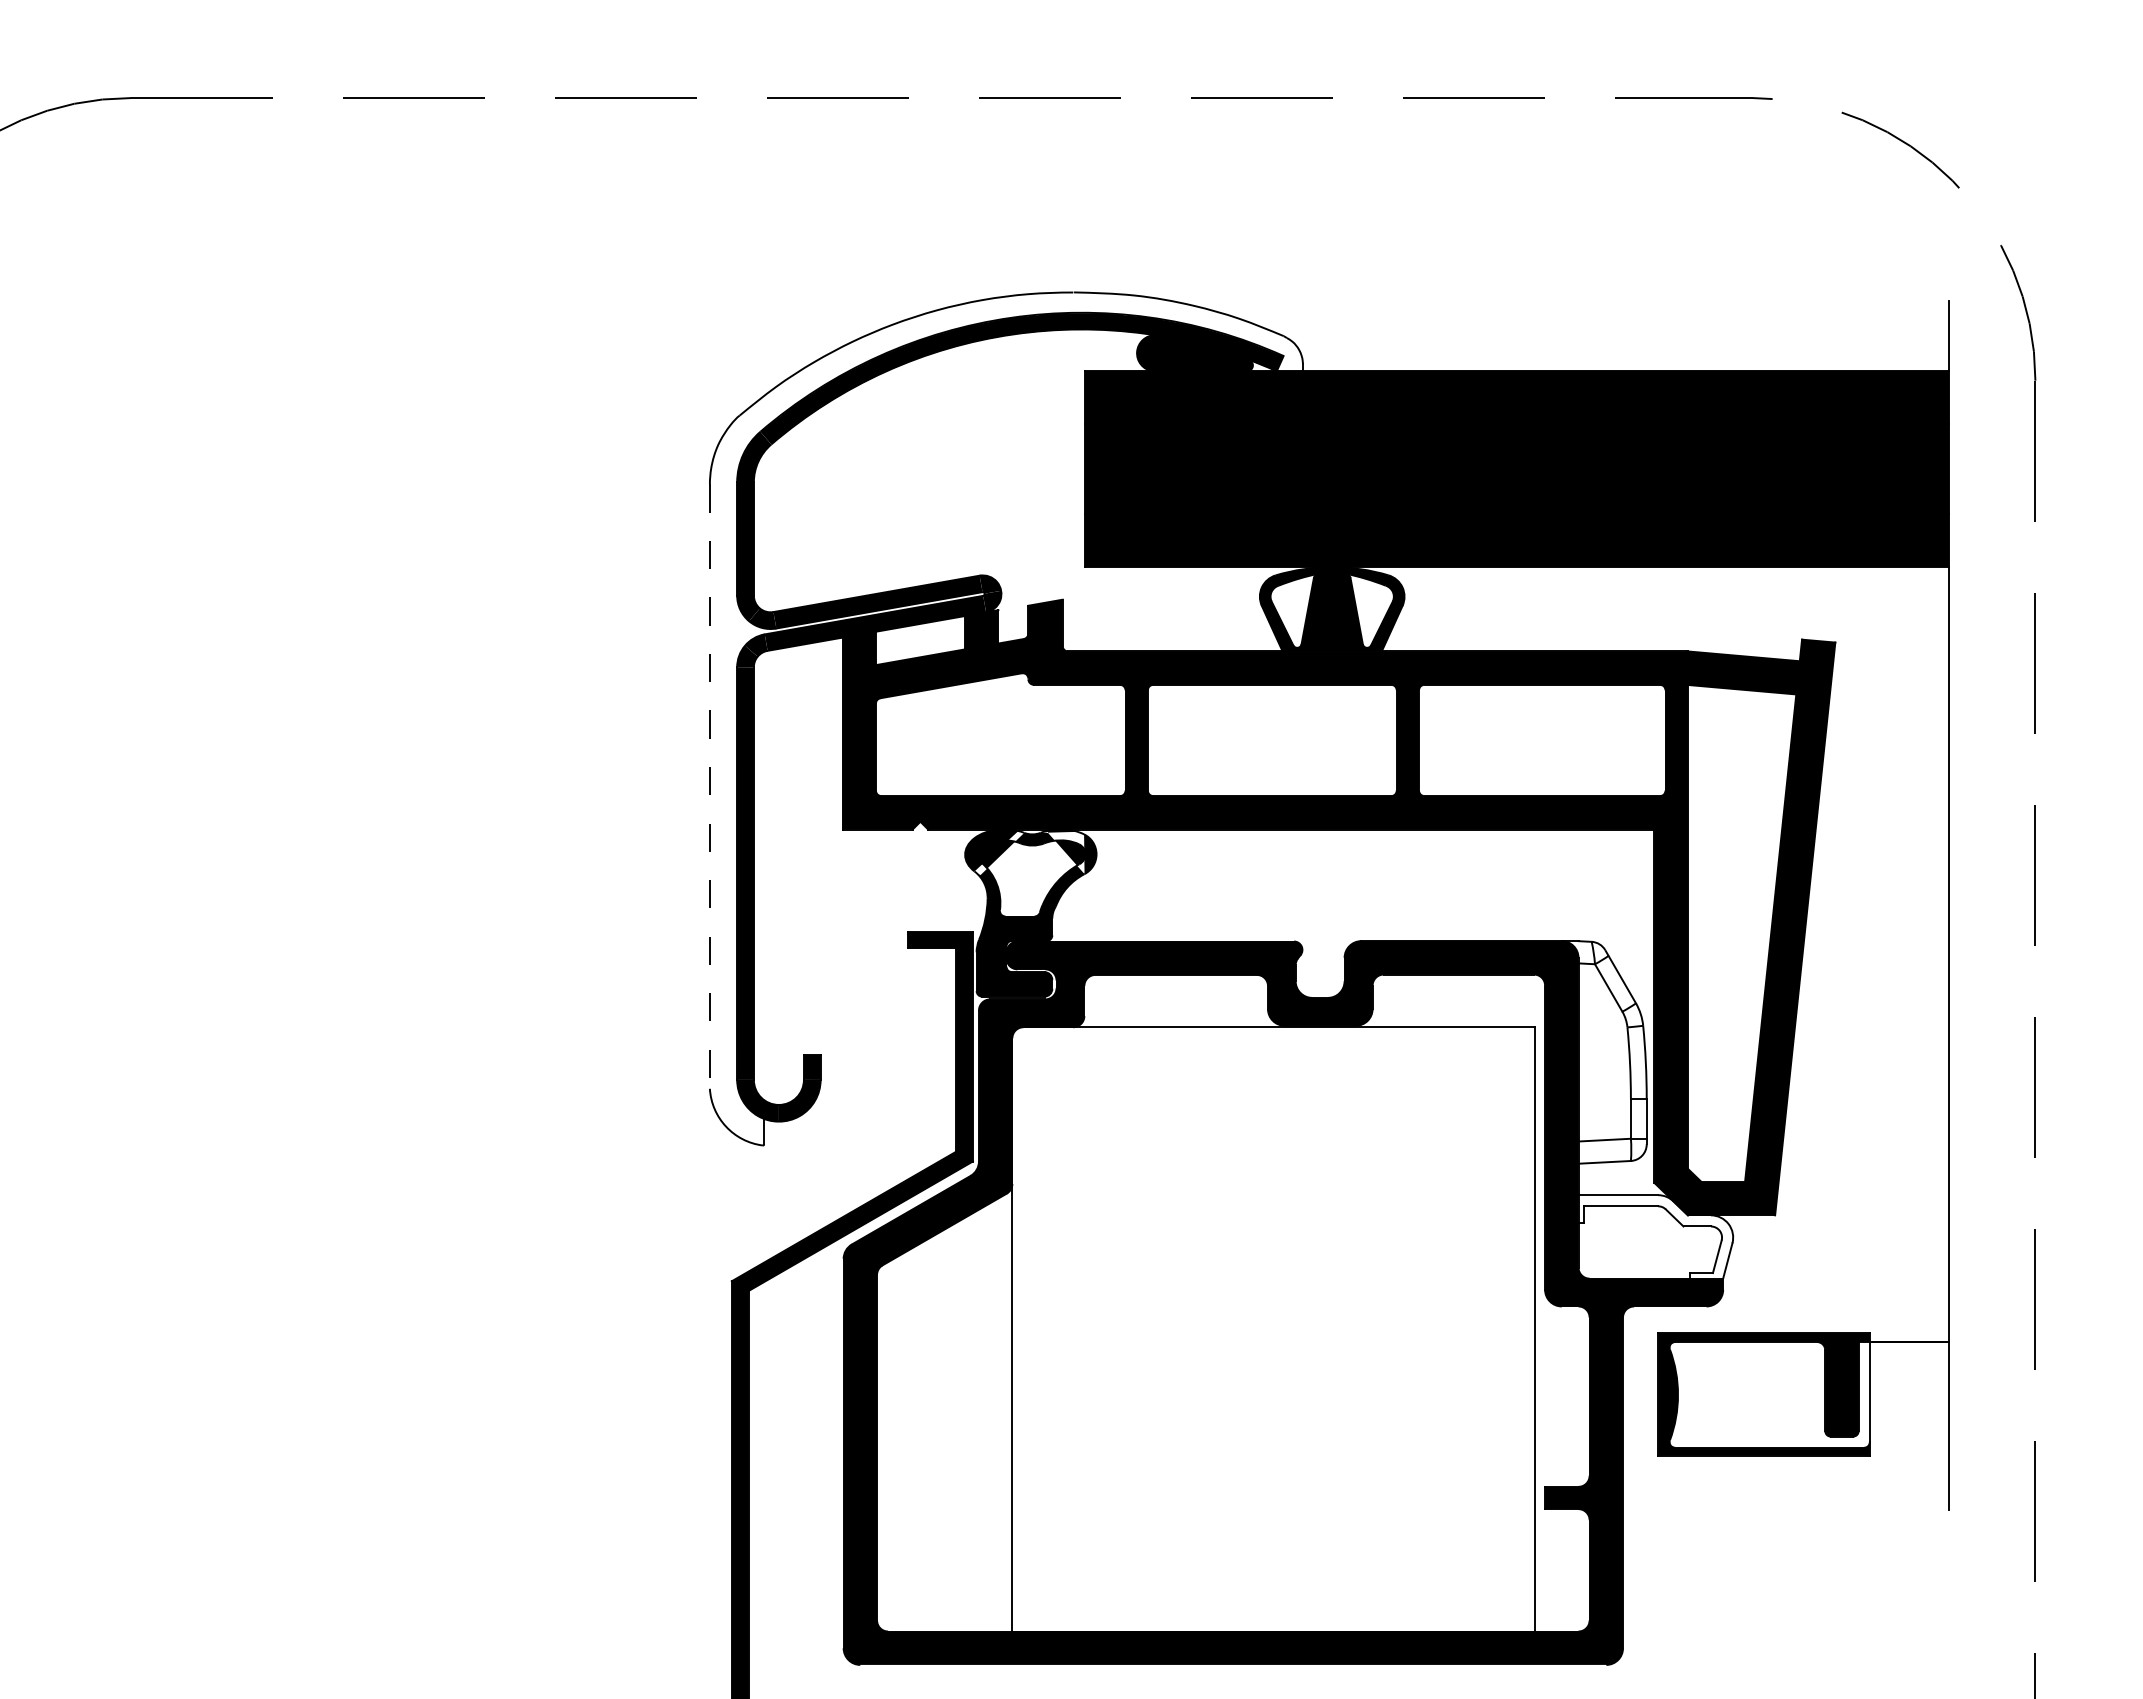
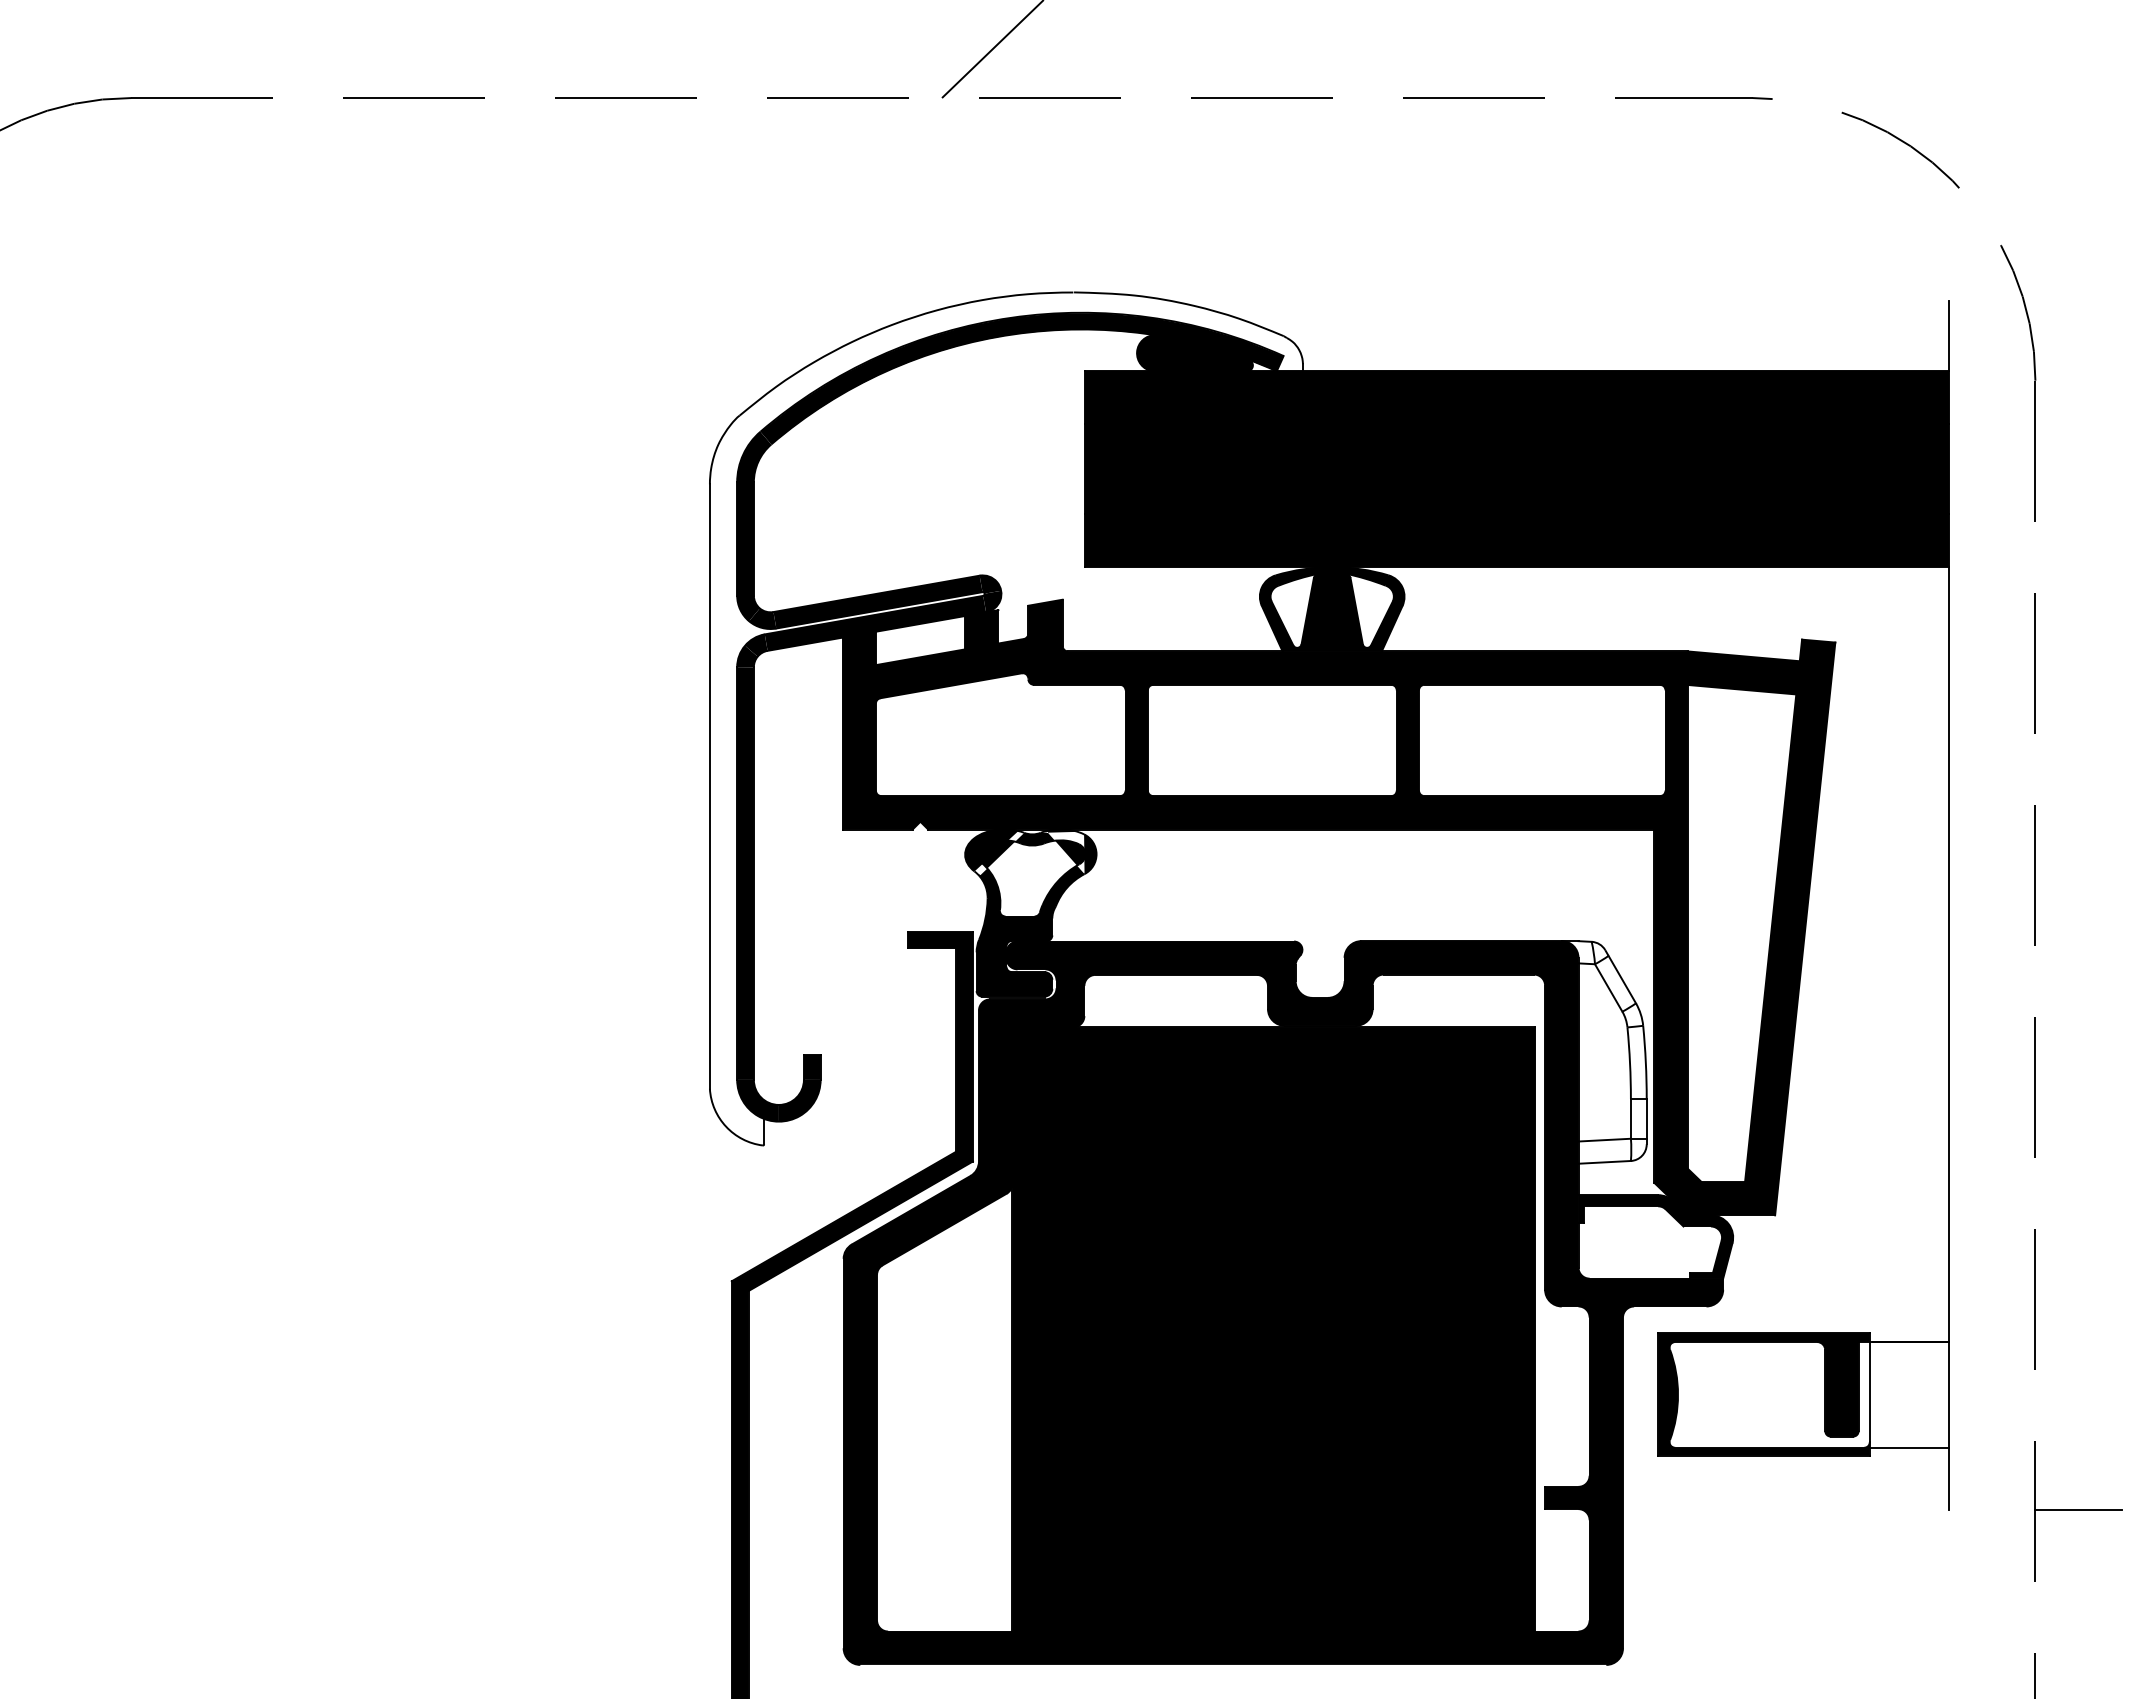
line: none -> present (991, 50)
line: dashed -> solid (709, 787)
fill: none -> present (1655, 1236)
fill: none -> present (1273, 1329)
line: none -> present (1908, 1447)
line: none -> present (2078, 1509)
